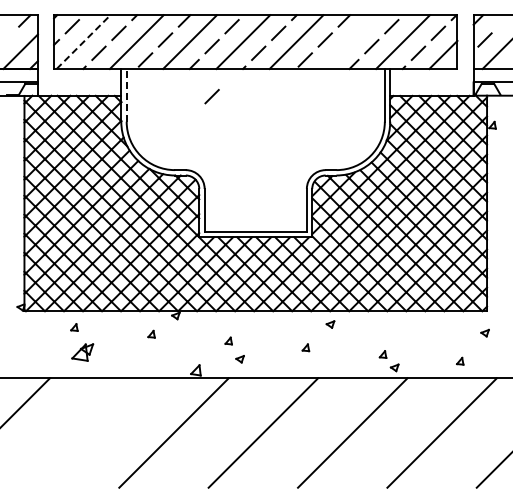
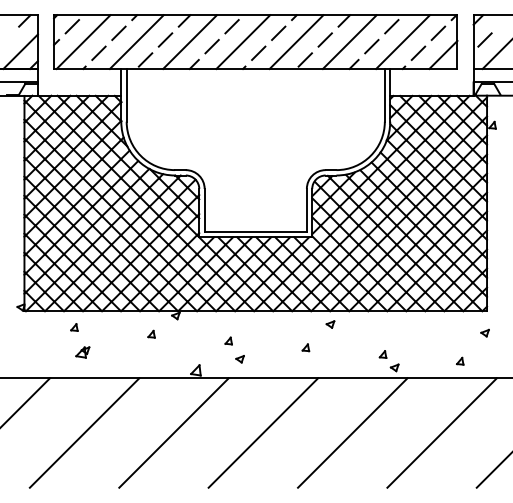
line: dashed -> solid (83, 41)
line: none -> present (349, 42)
line: dashed -> solid (126, 94)
line: present -> none (211, 96)
part size: 24x19 px -> 16x13 px (82, 352)
line: none -> present (84, 432)
